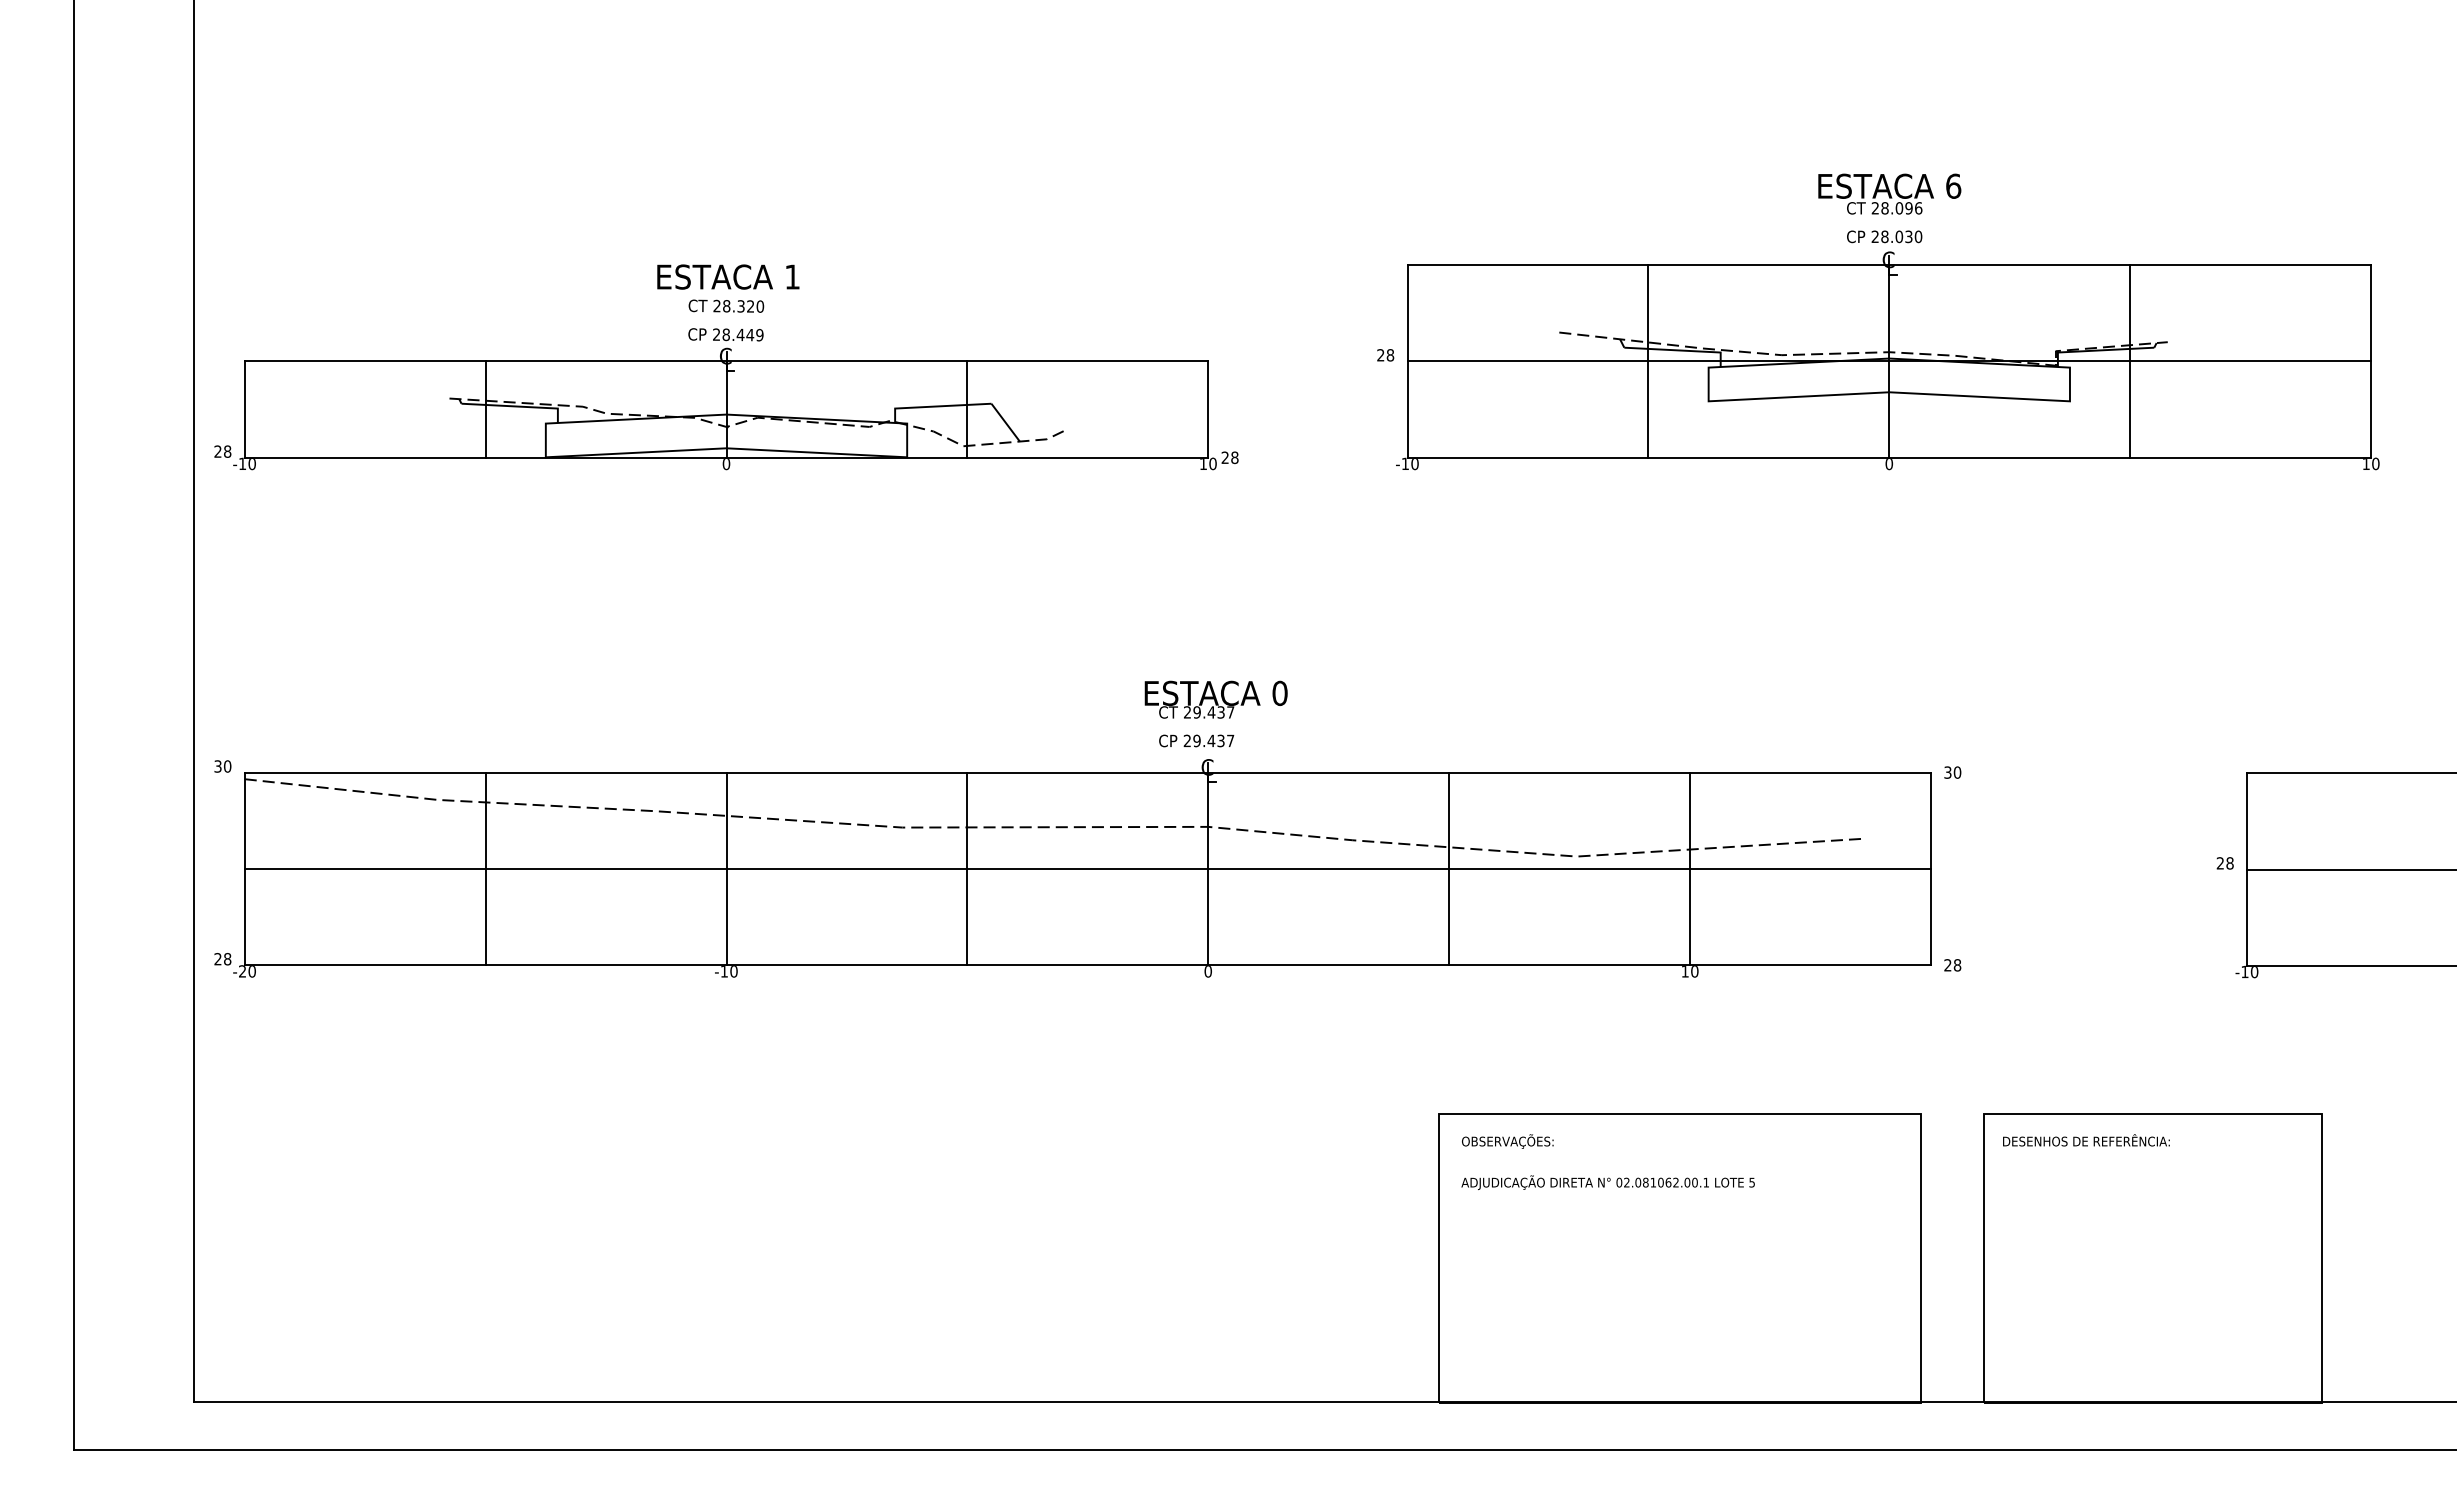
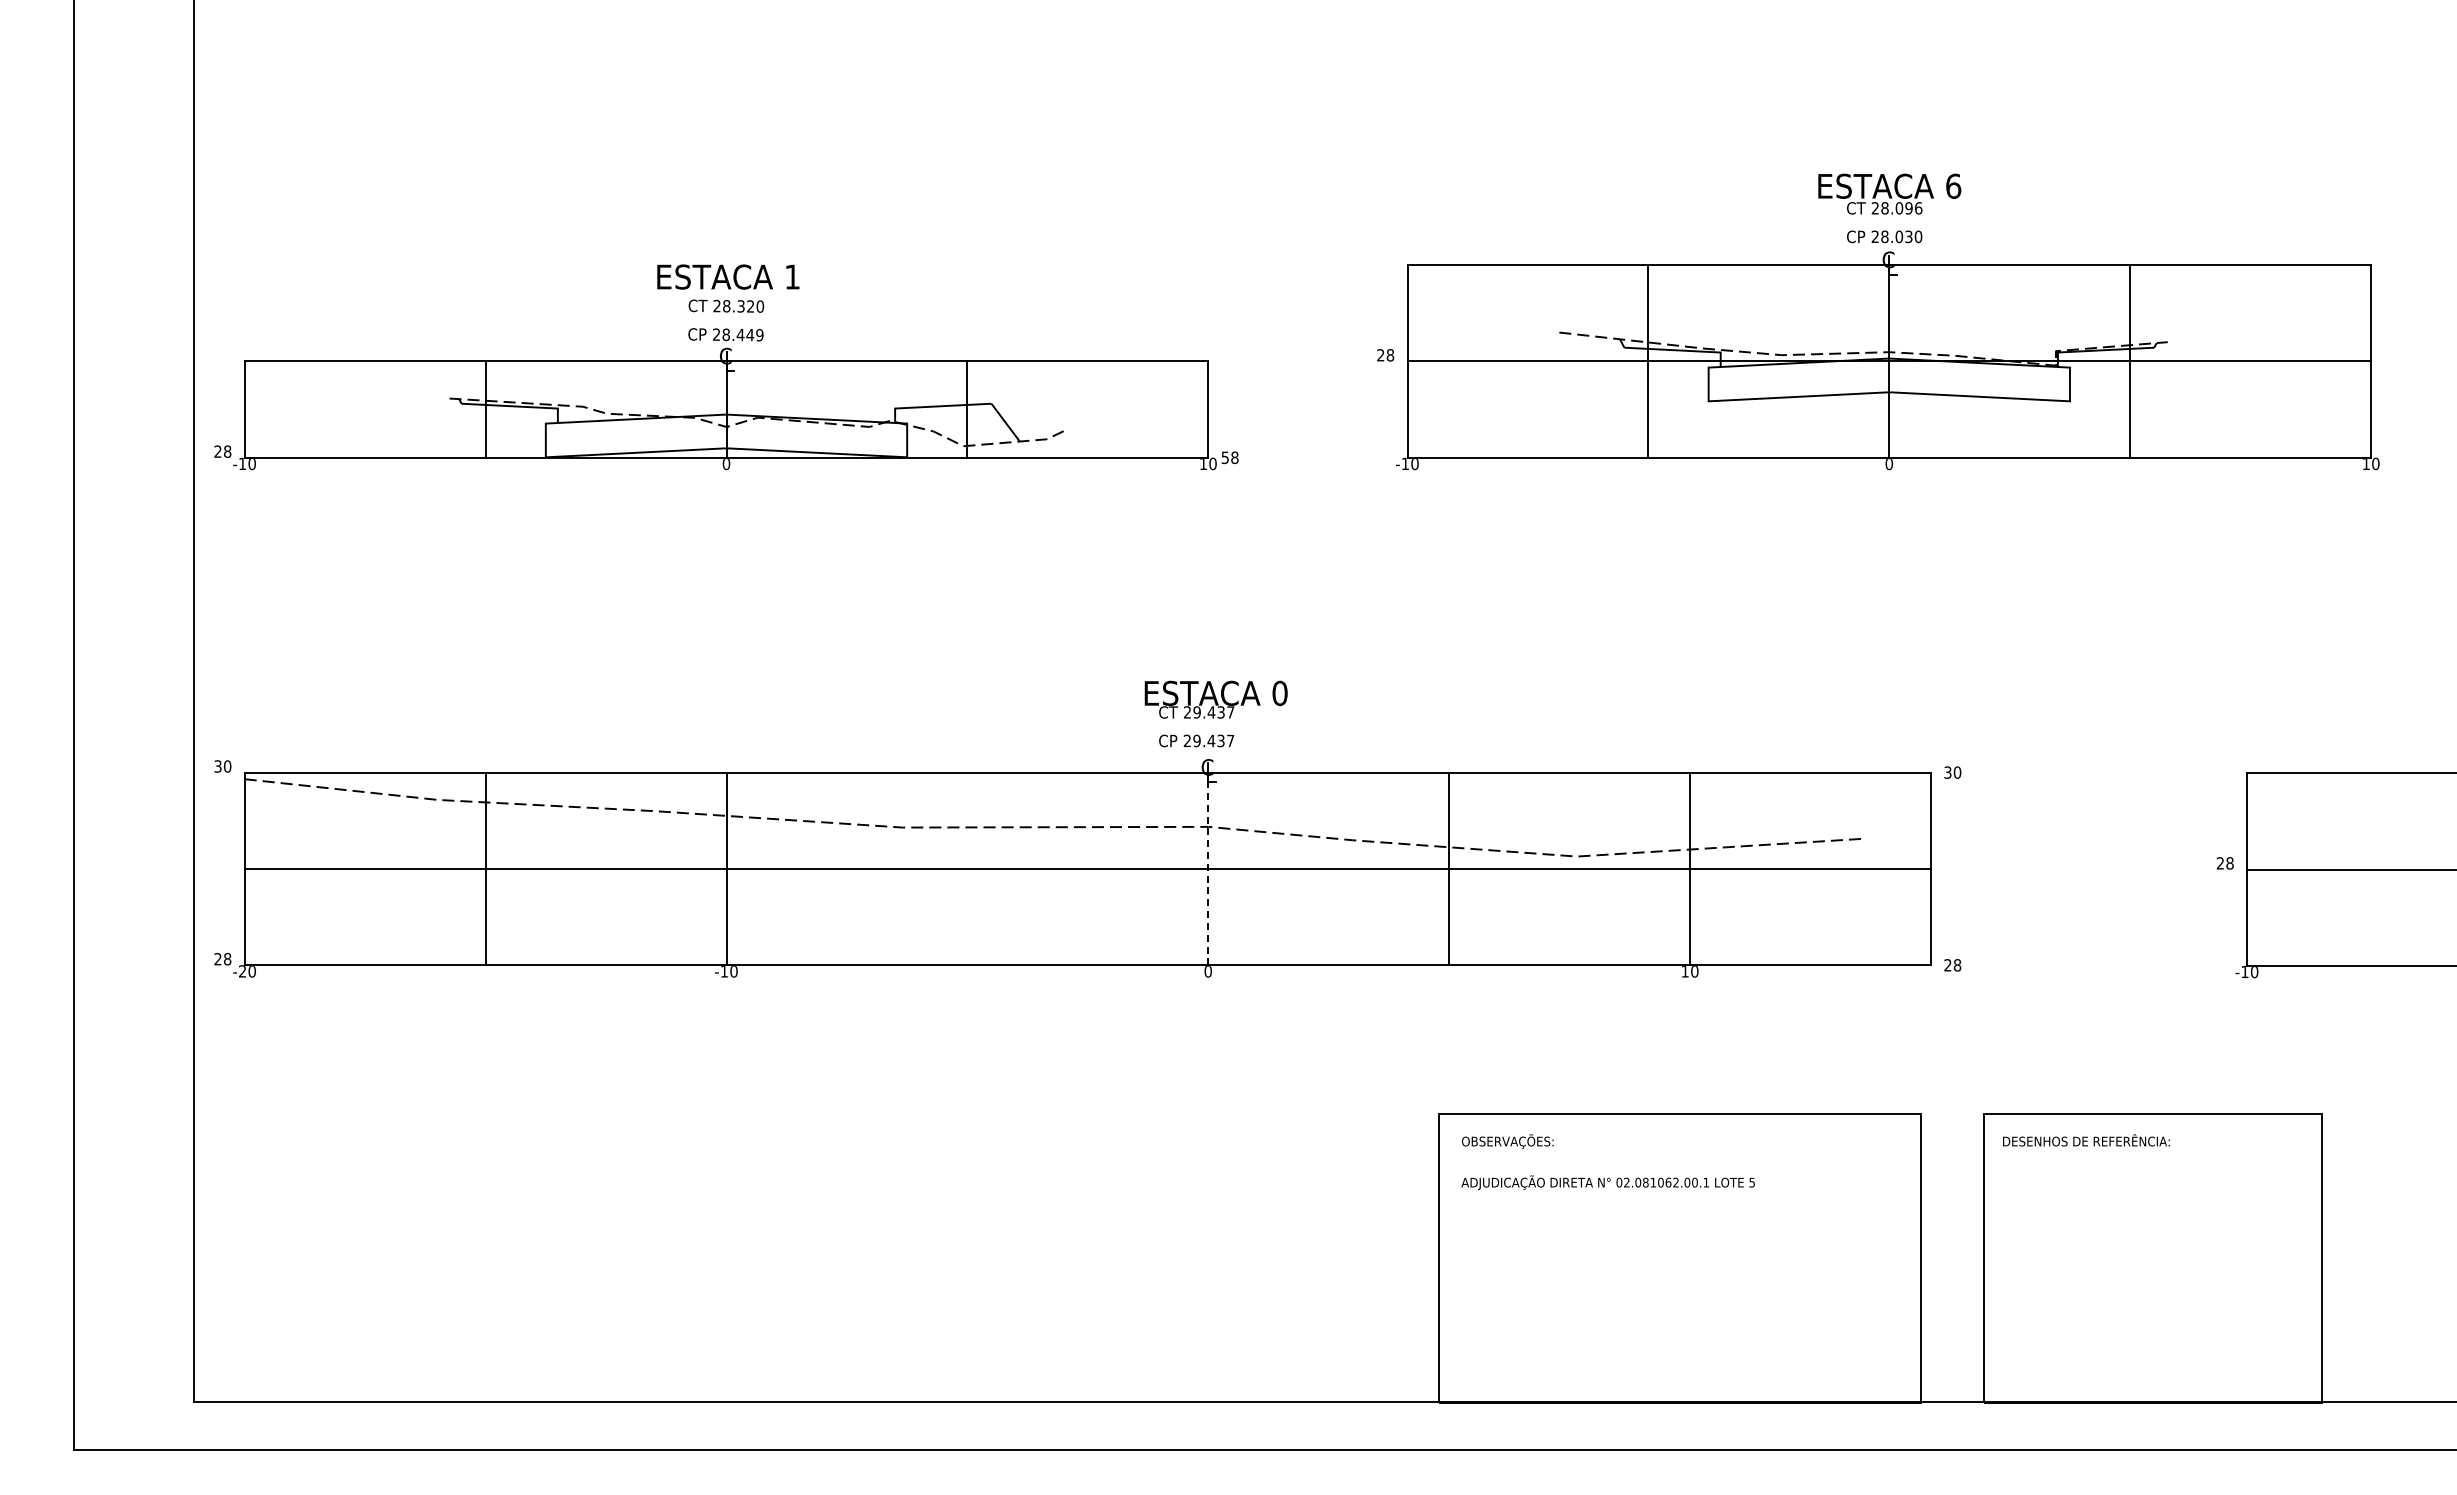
text: 28 -> 58 (1224, 457)
line: present -> none (967, 868)
line: solid -> dashed (1208, 868)
